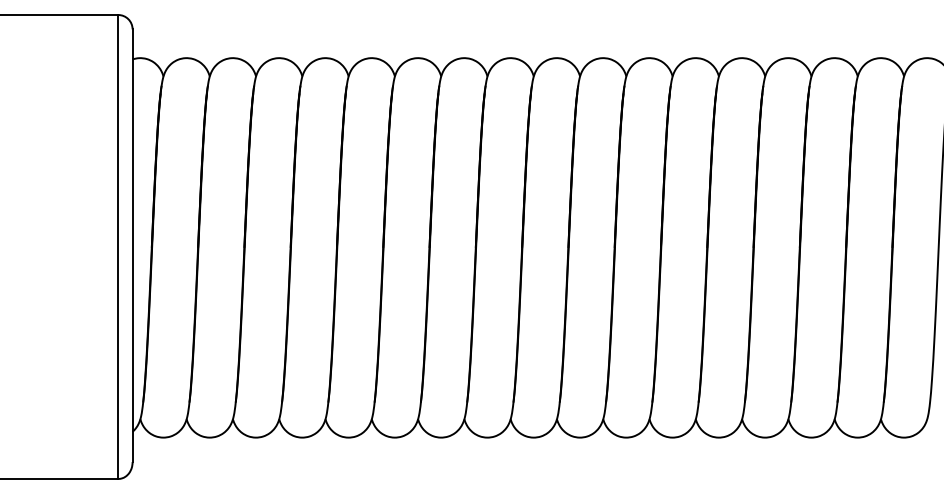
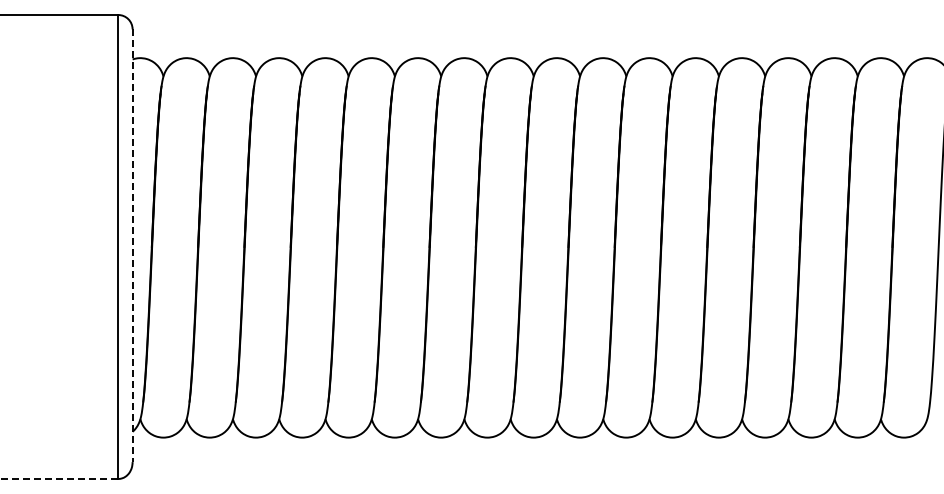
line: solid -> dashed (132, 246)
line: solid -> dashed (59, 478)
